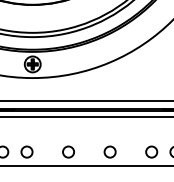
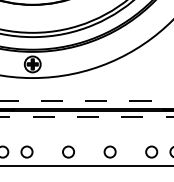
line: solid -> dashed (87, 101)
line: solid -> dashed (87, 117)
